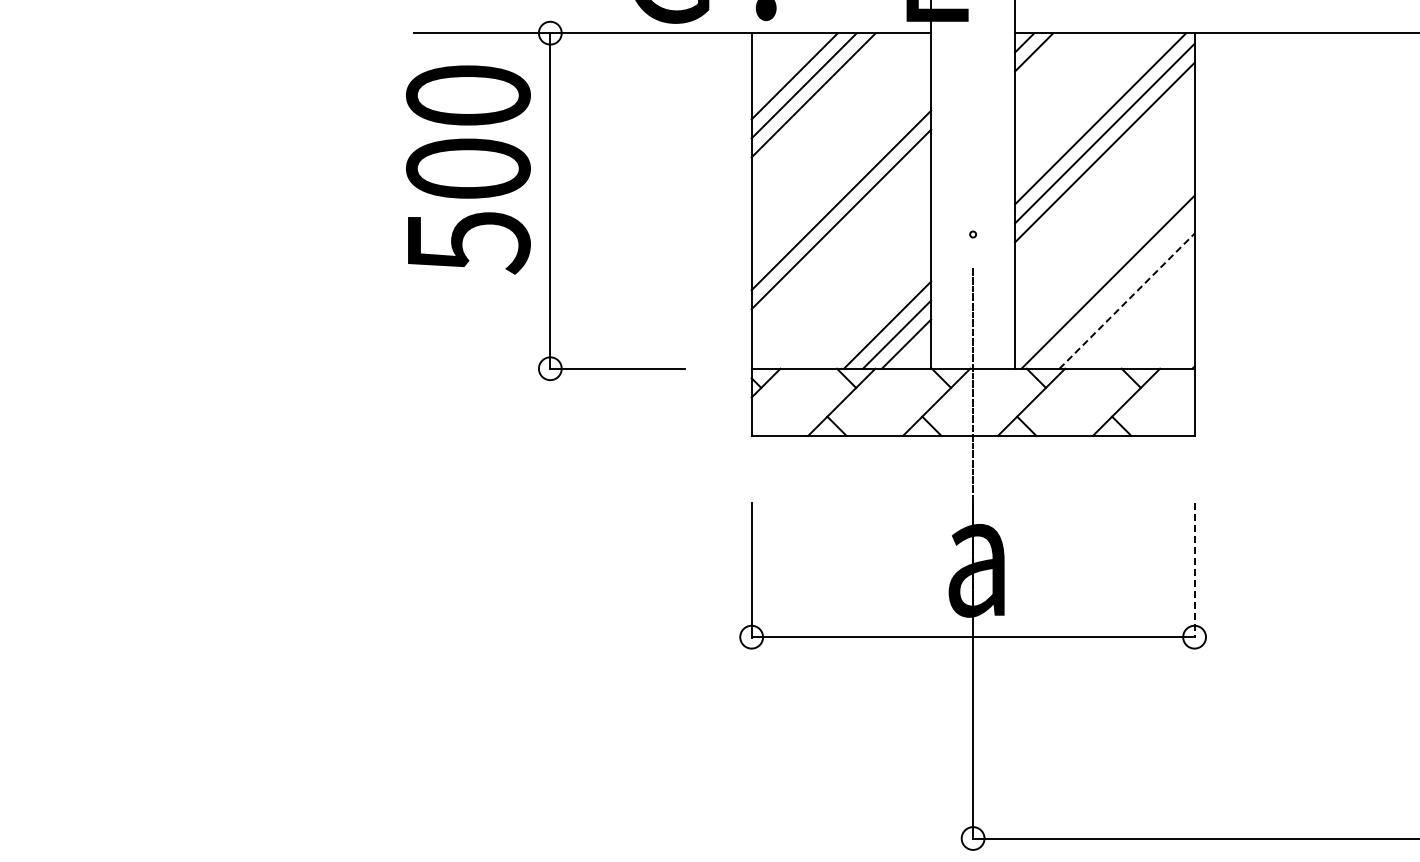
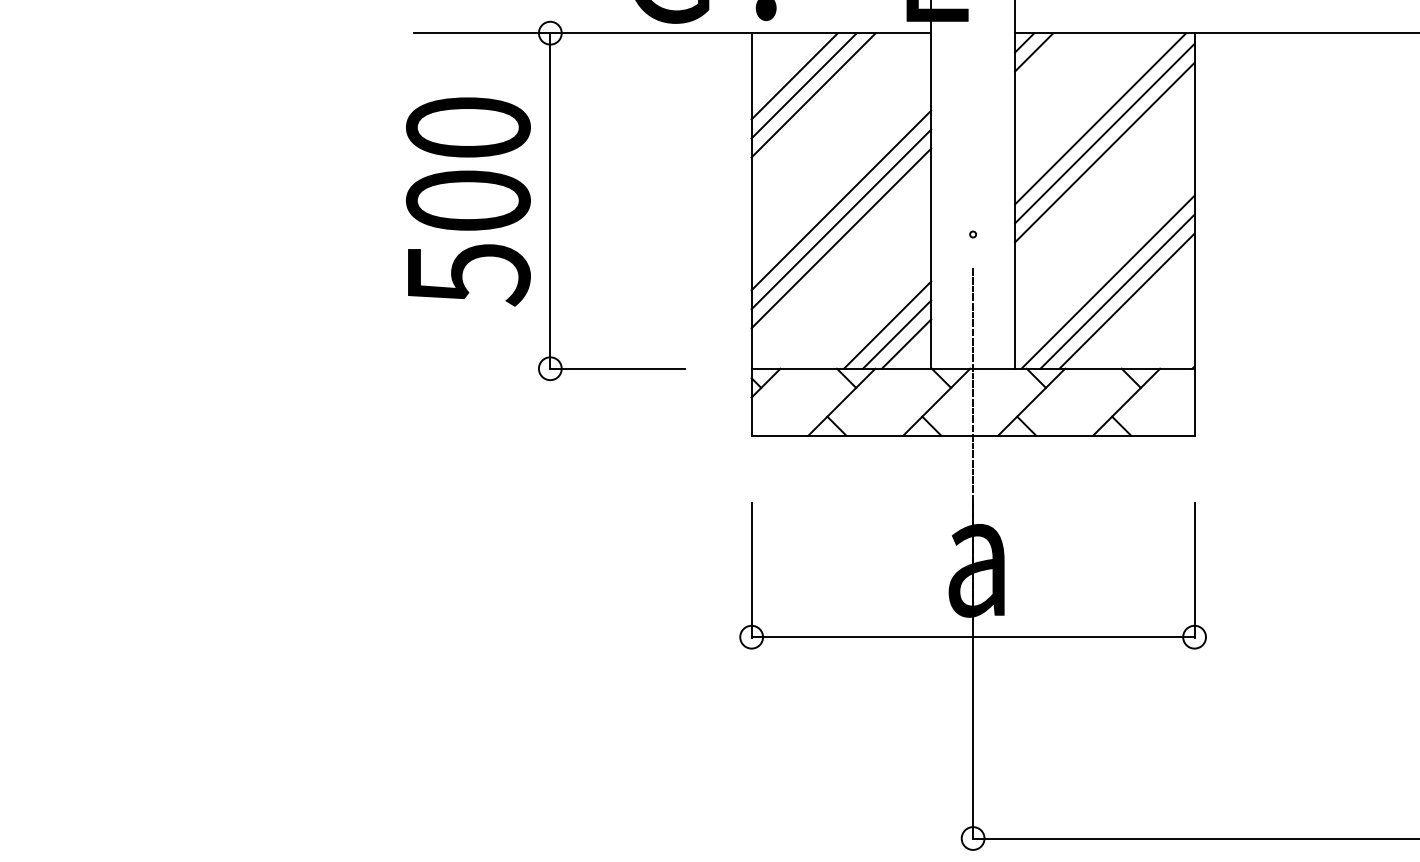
text position: (468, 169) -> (468, 201) (468, 201)
line: none -> present (841, 238)
line: none -> present (1117, 291)
line: dashed -> solid (1127, 301)
line: dashed -> solid (1194, 570)
